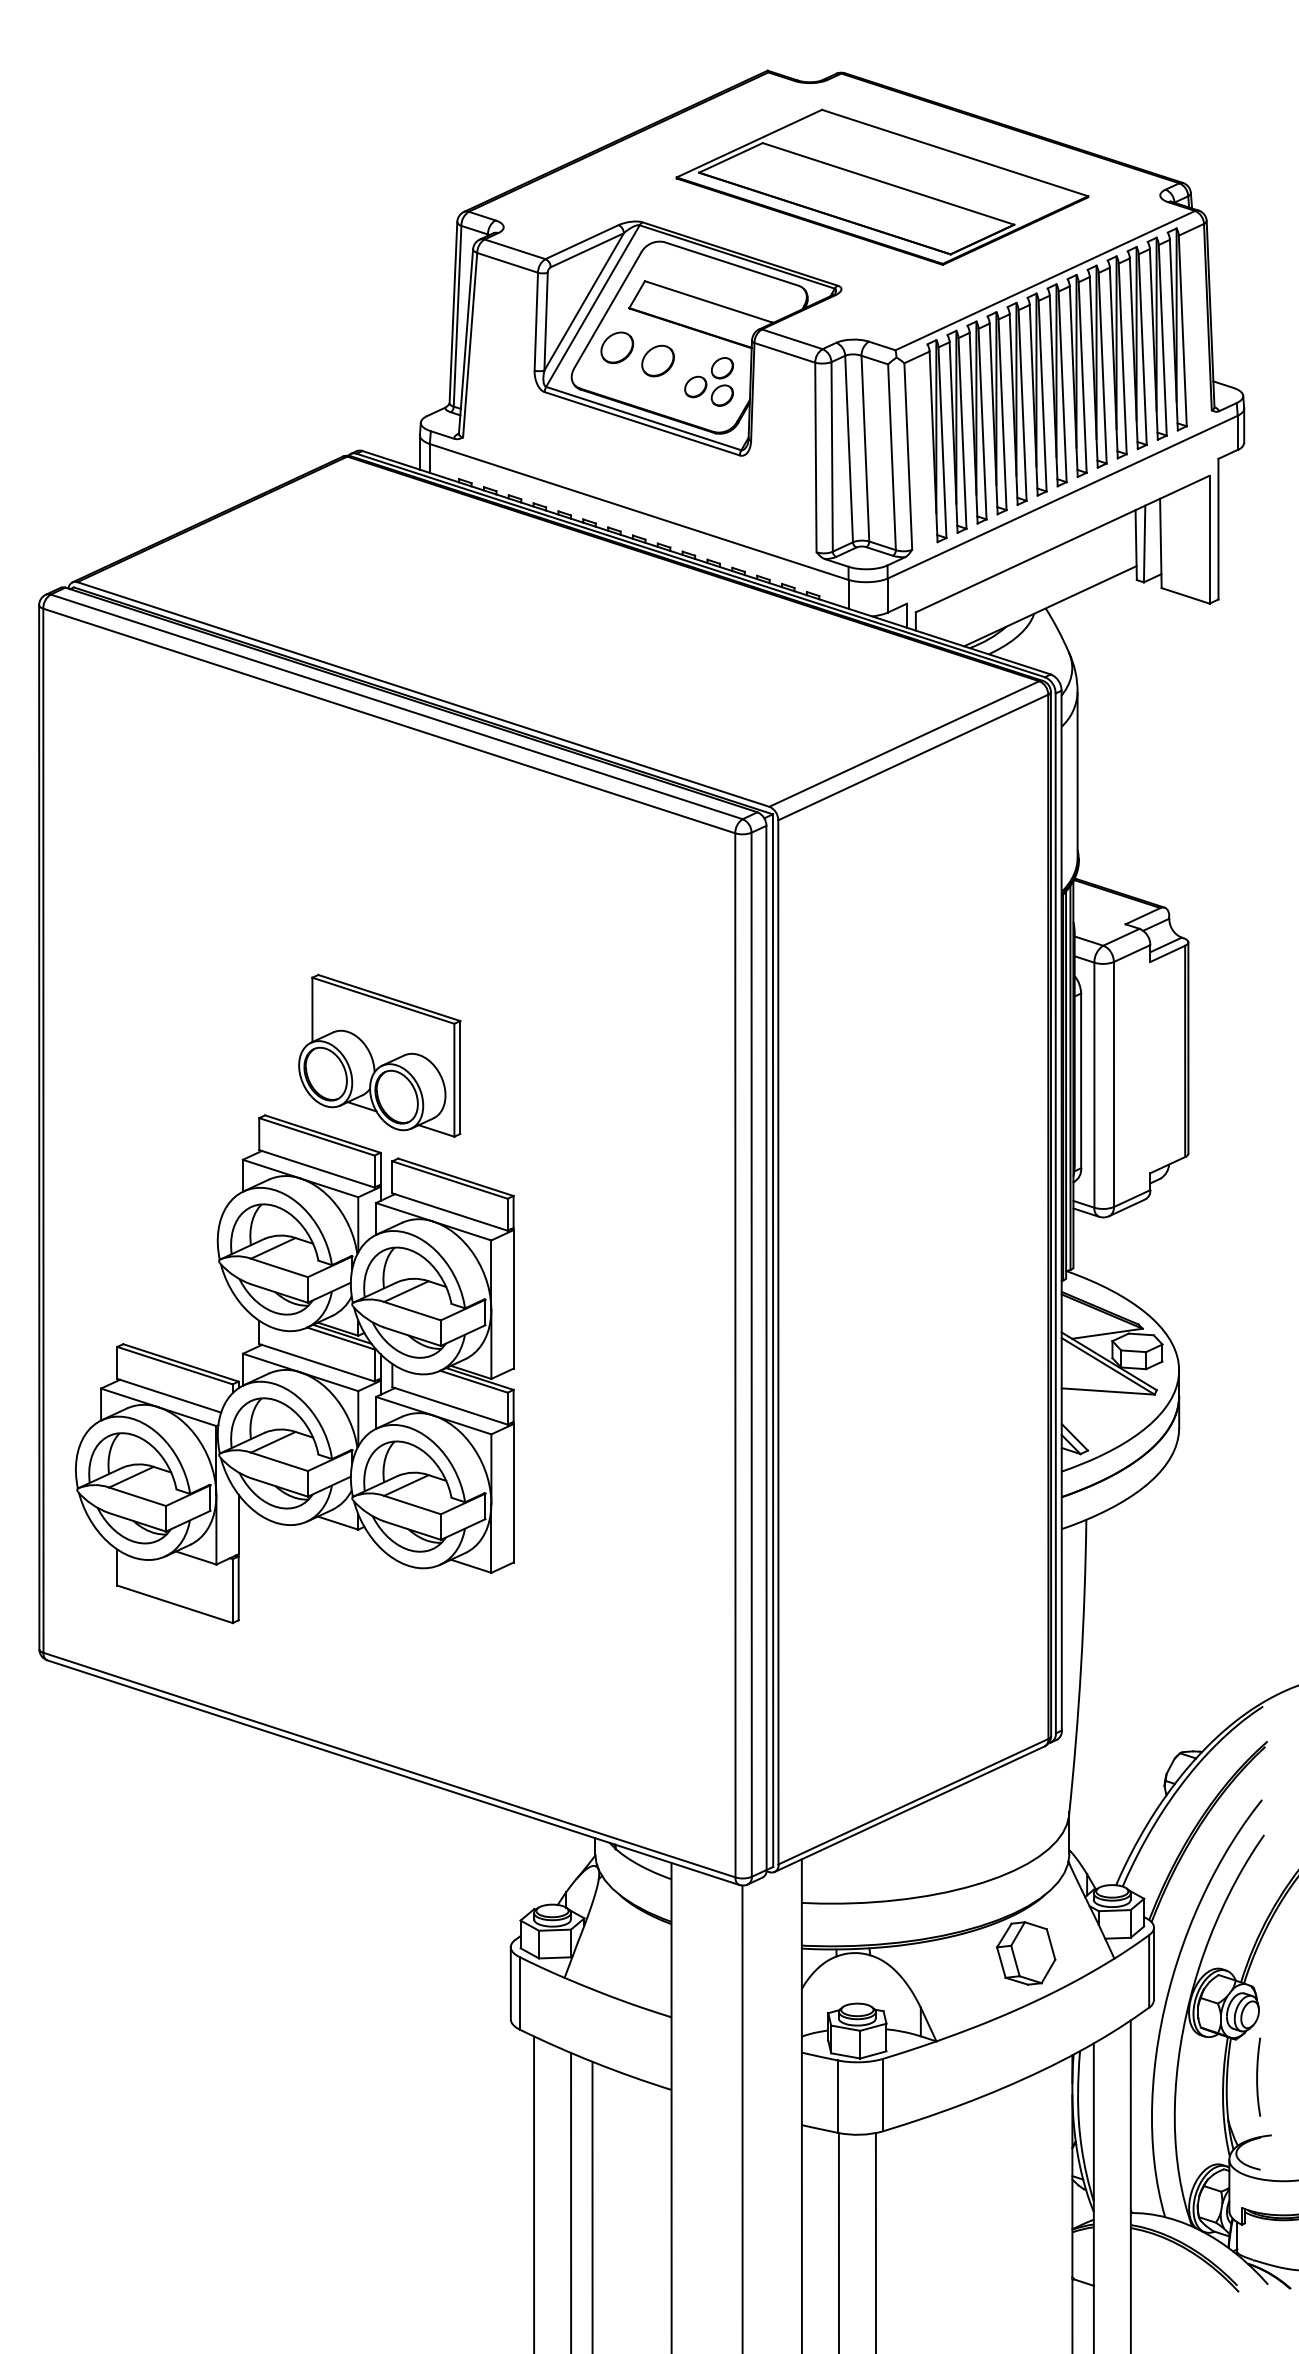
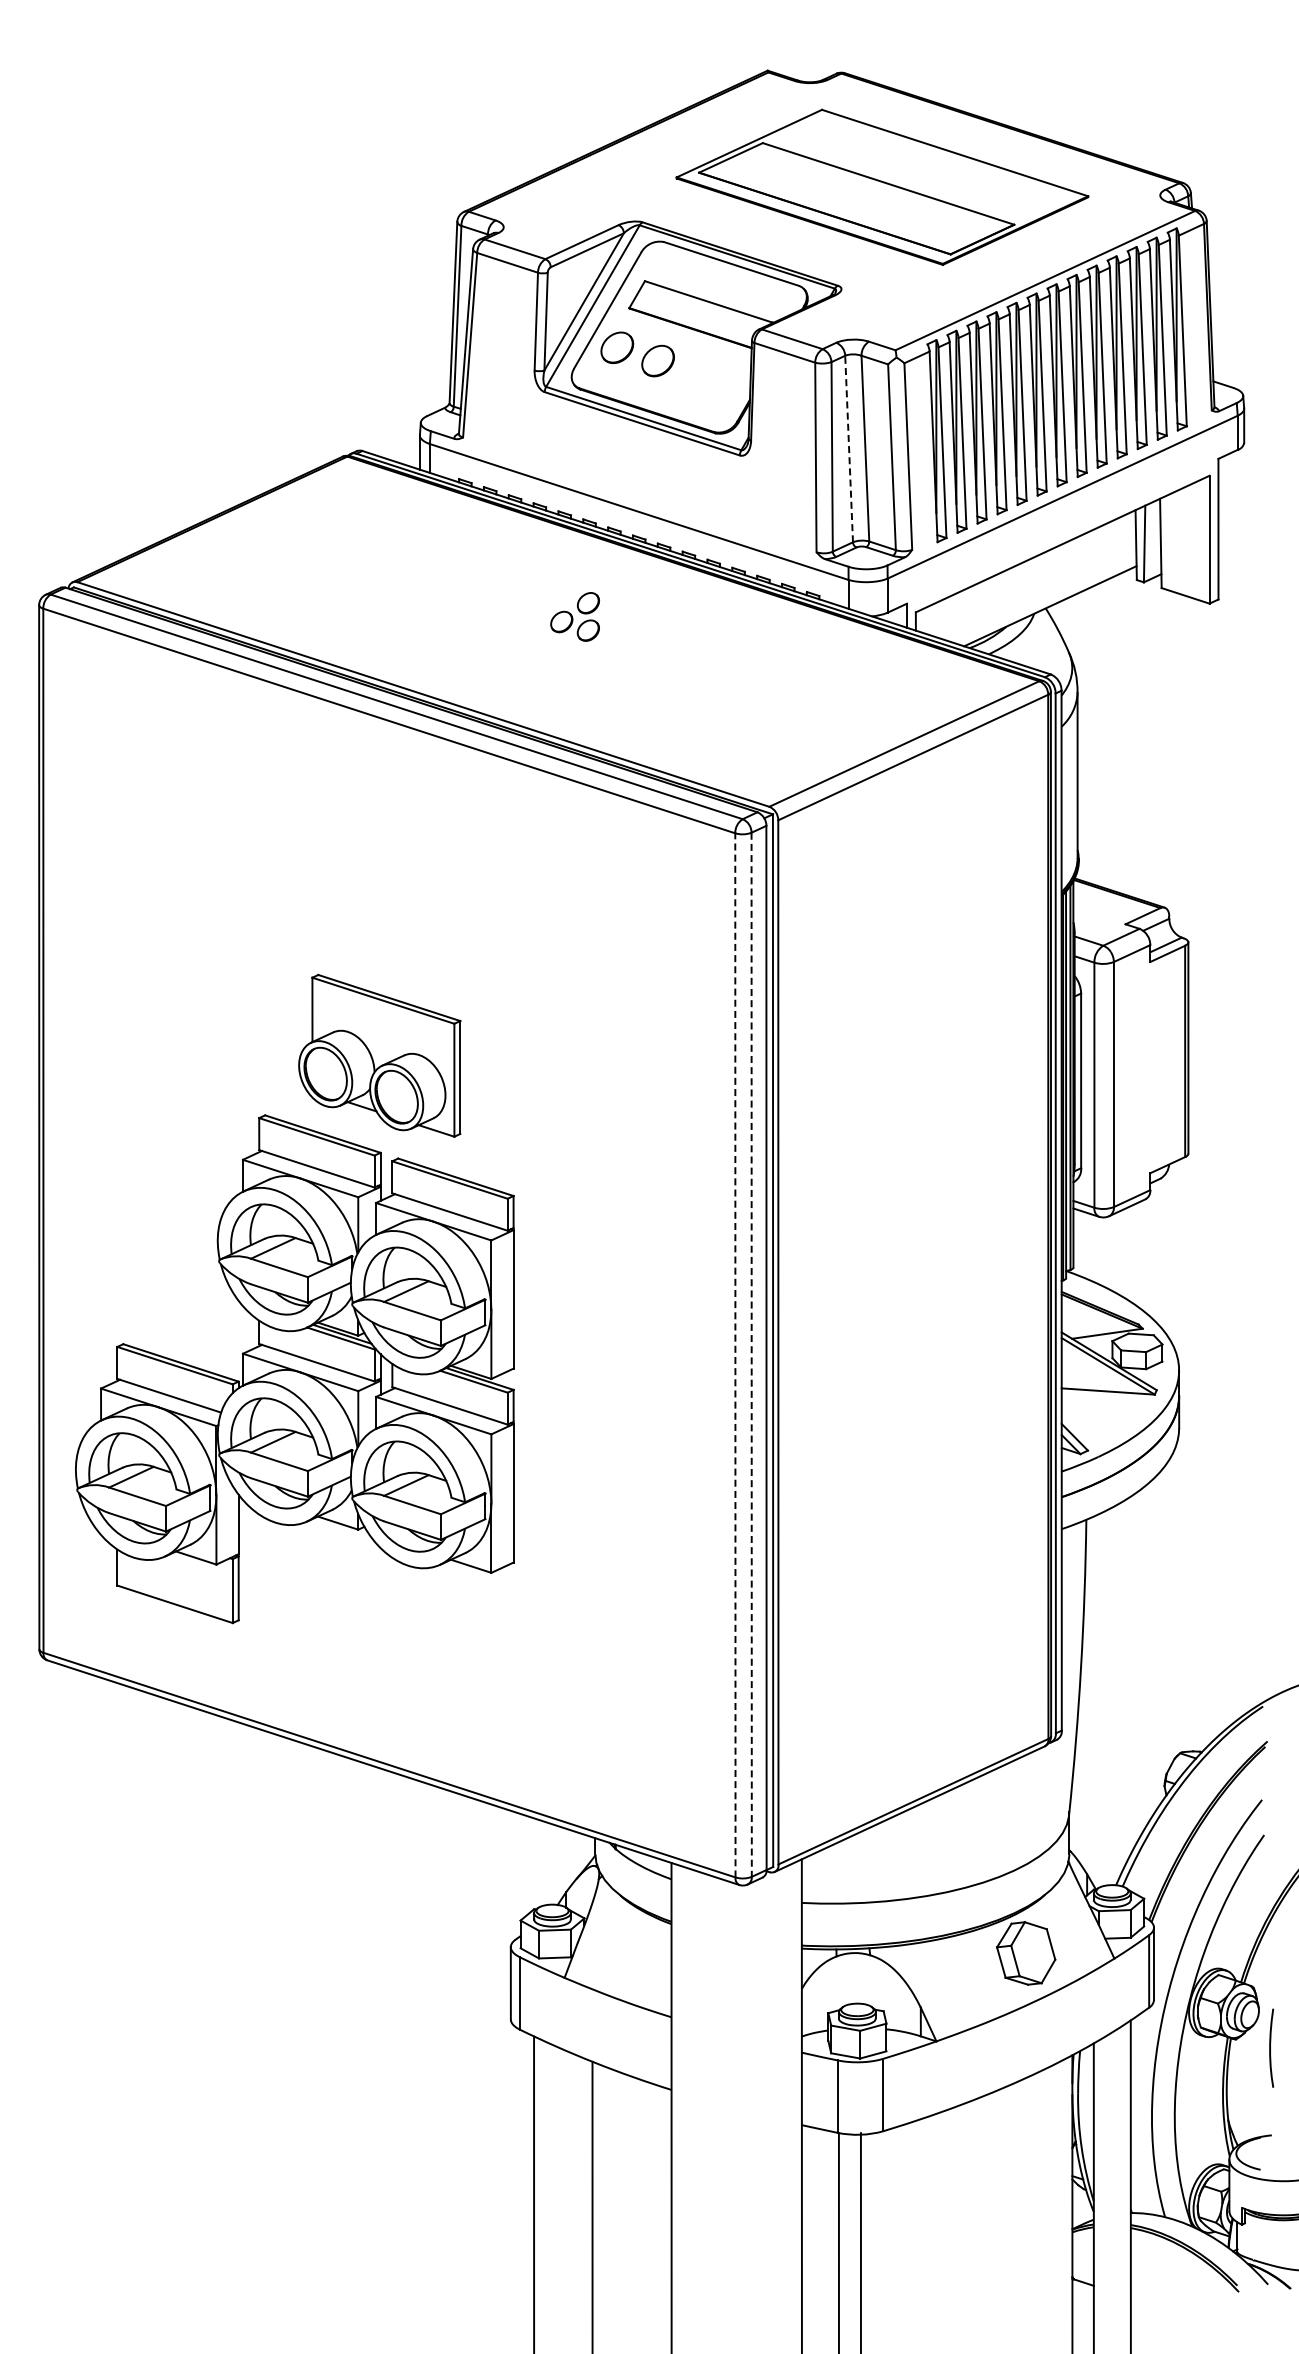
part position: (708, 381) -> (574, 616) (574, 616)
line: solid -> dashed (849, 448)
line: solid -> dashed (735, 1354)
line: solid -> dashed (751, 1355)
curve position: (1257, 2076) -> (1270, 2047) (1270, 2047)
line: present -> none (742, 2117)
line: present -> none (571, 2201)
line position: (875, 2241) -> (860, 2241) (860, 2241)
